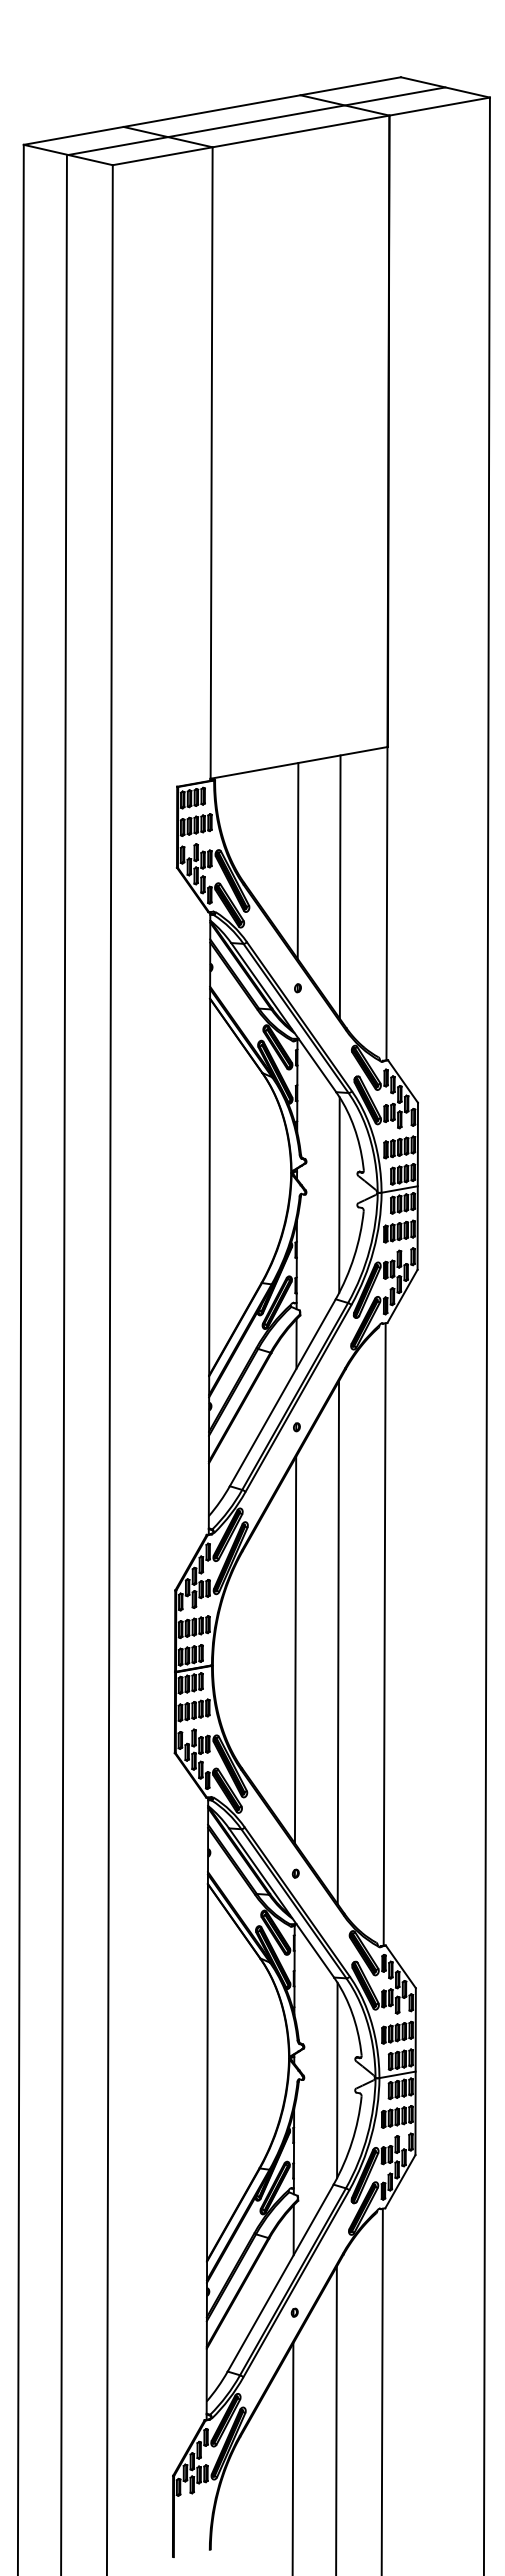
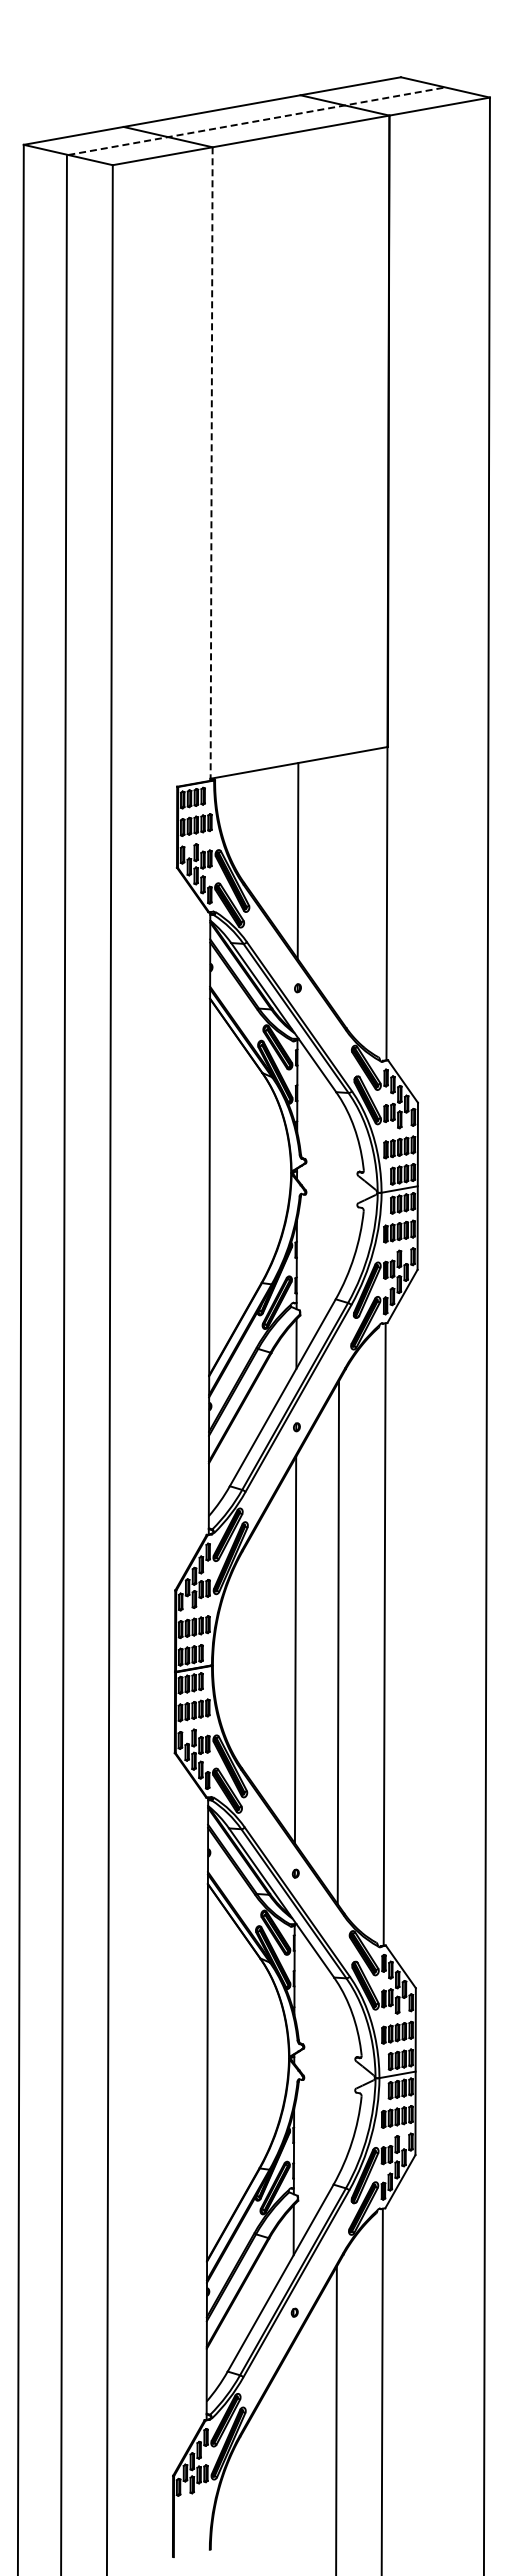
line: solid -> dashed (256, 121)
line: solid -> dashed (211, 463)
line: present -> none (339, 886)
line: present -> none (339, 1194)
line: present -> none (337, 2080)
line: present -> none (292, 2457)
